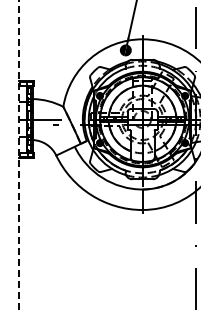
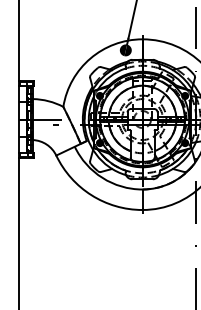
line: dashed -> solid (19, 154)
